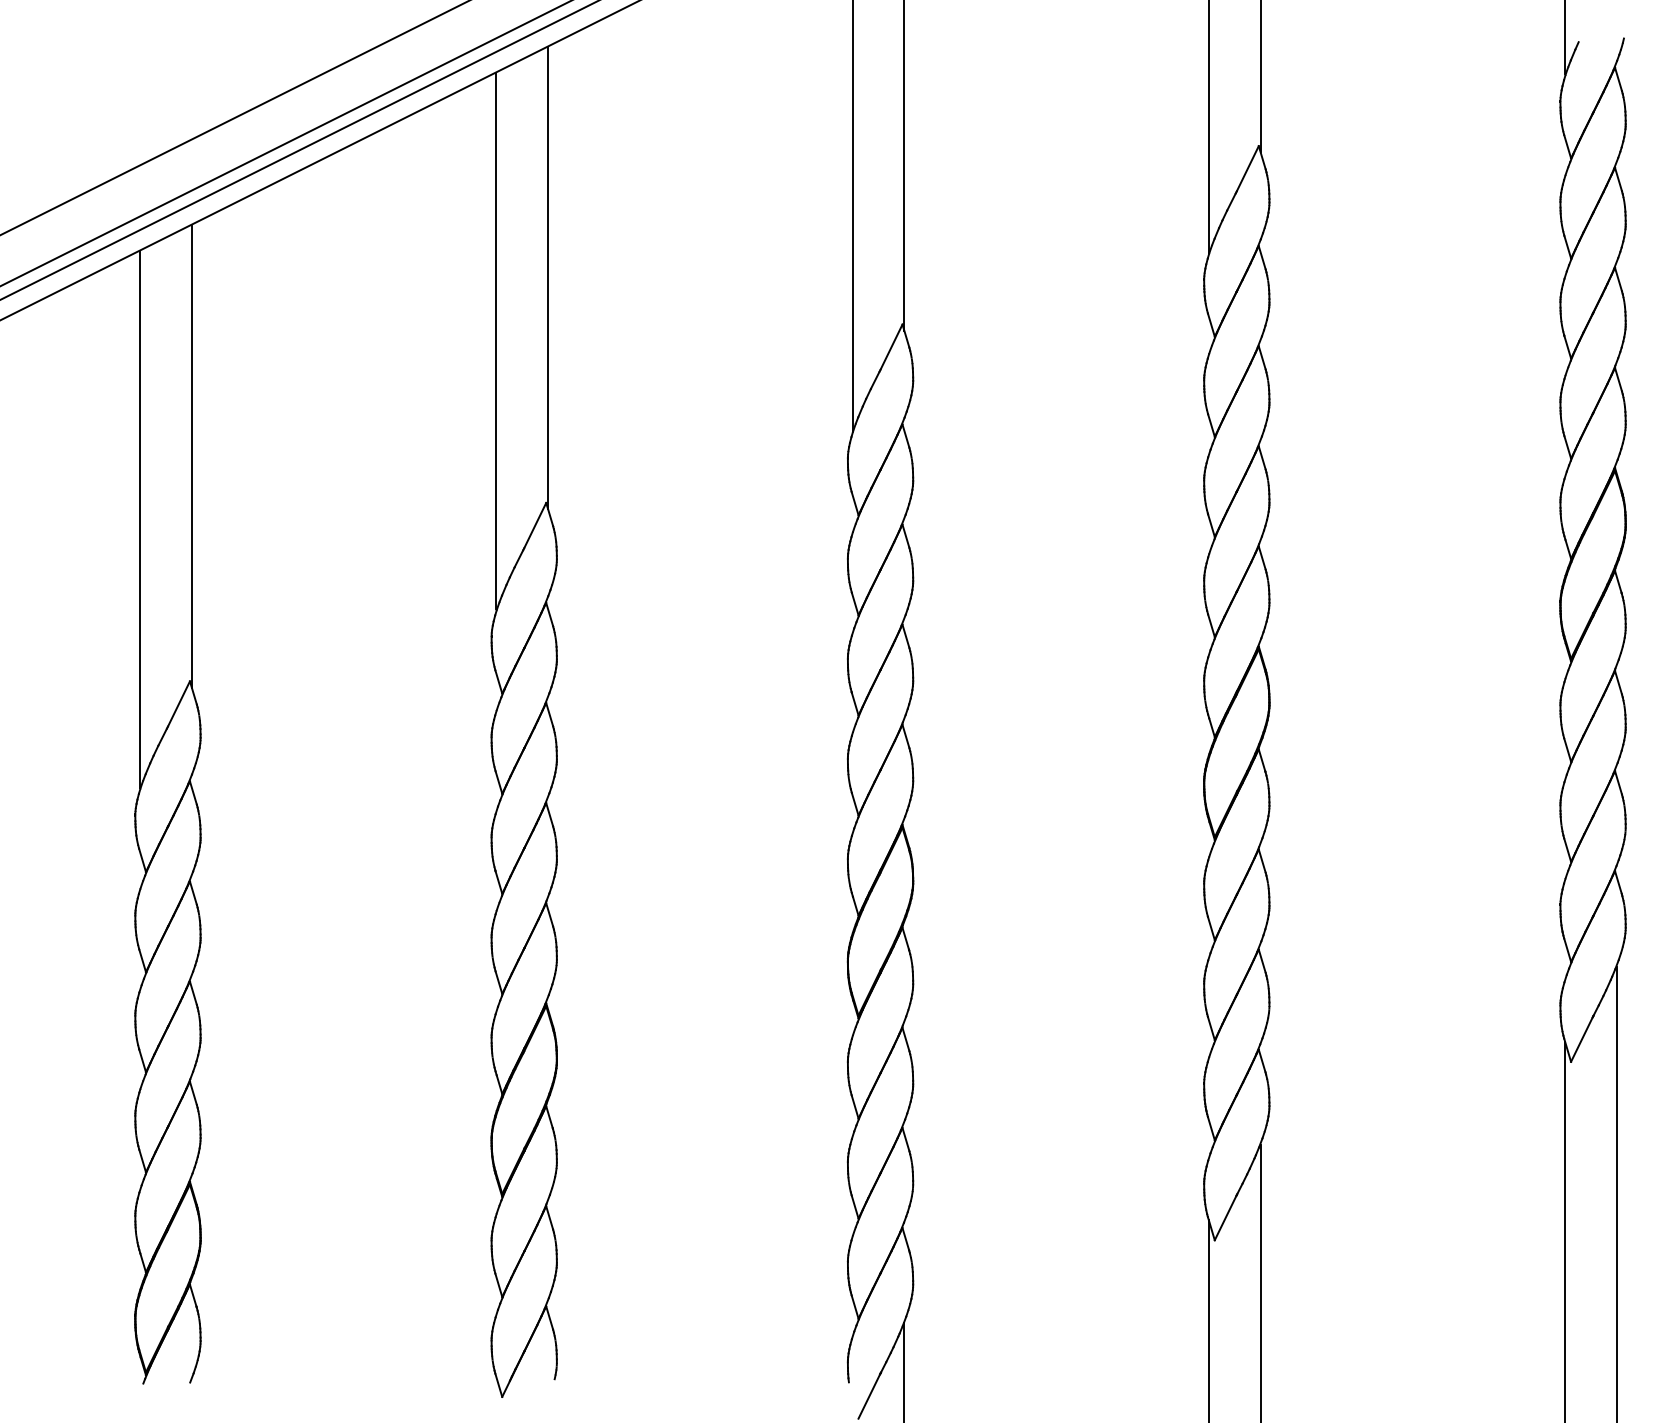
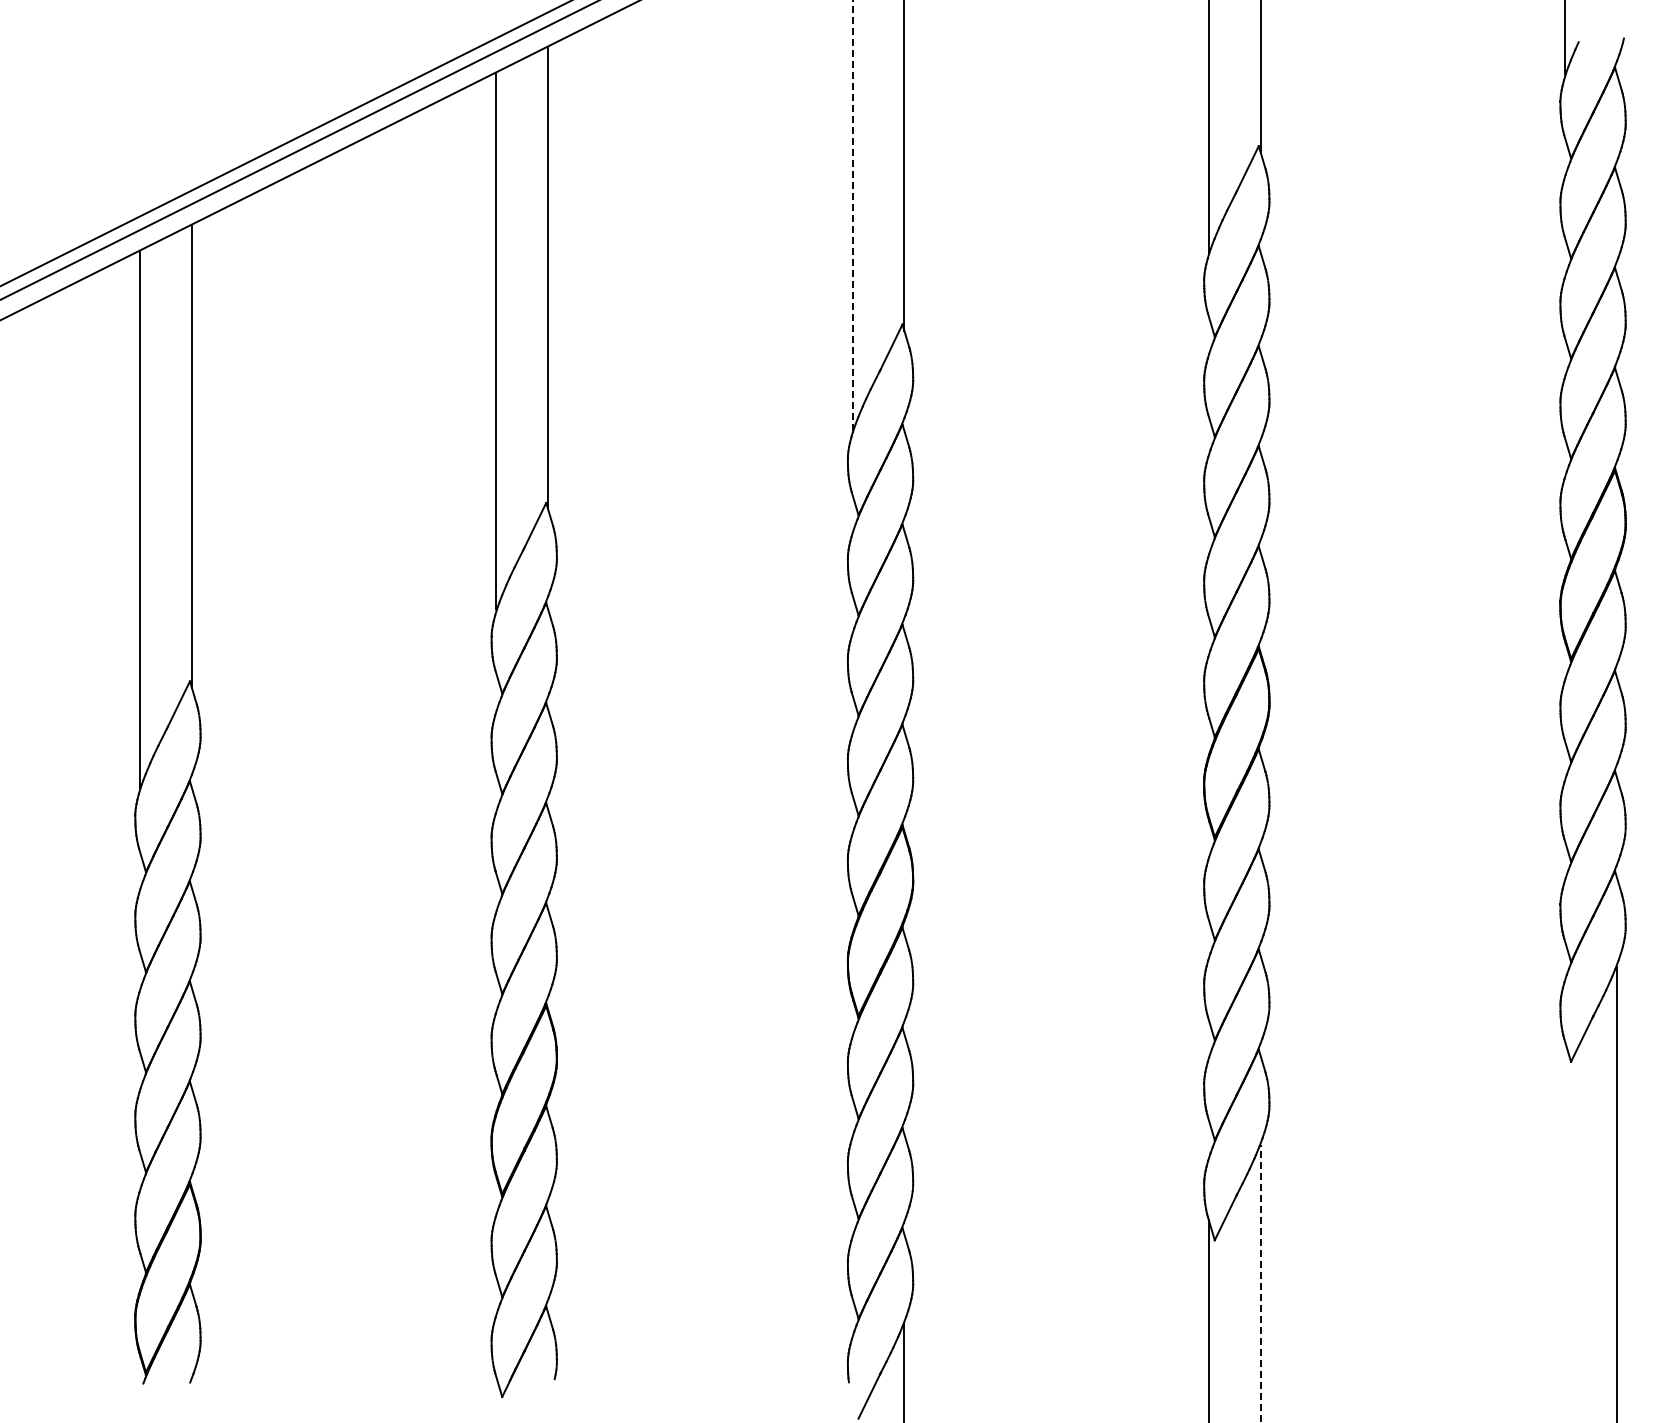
line: present -> none (234, 118)
line: solid -> dashed (852, 215)
line: present -> none (1565, 1230)
line: solid -> dashed (1260, 1283)
